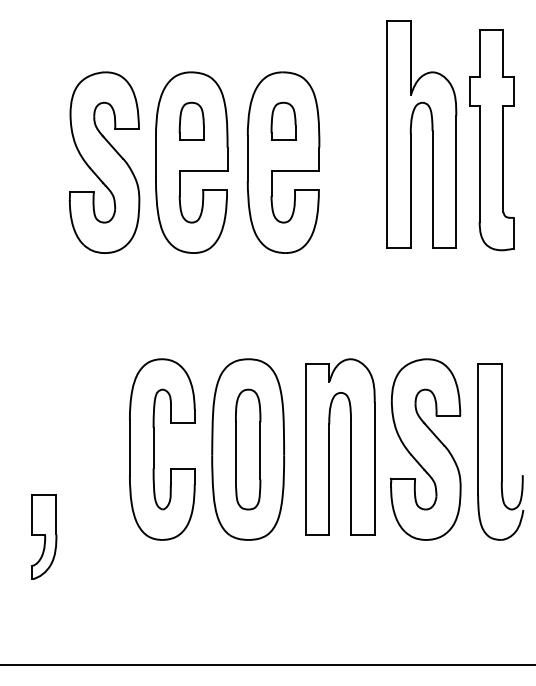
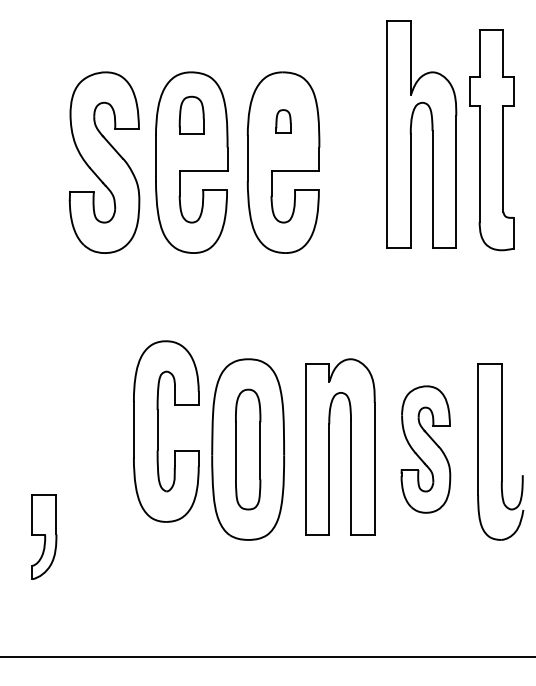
part position: (191, 120) -> (191, 114) (191, 114)
part size: 27x40 px -> 17x25 px (283, 121)
part position: (154, 449) -> (158, 431) (158, 431)
part size: 72x183 px -> 52x129 px (425, 449)
line position: (267, 665) -> (267, 657) (267, 657)
